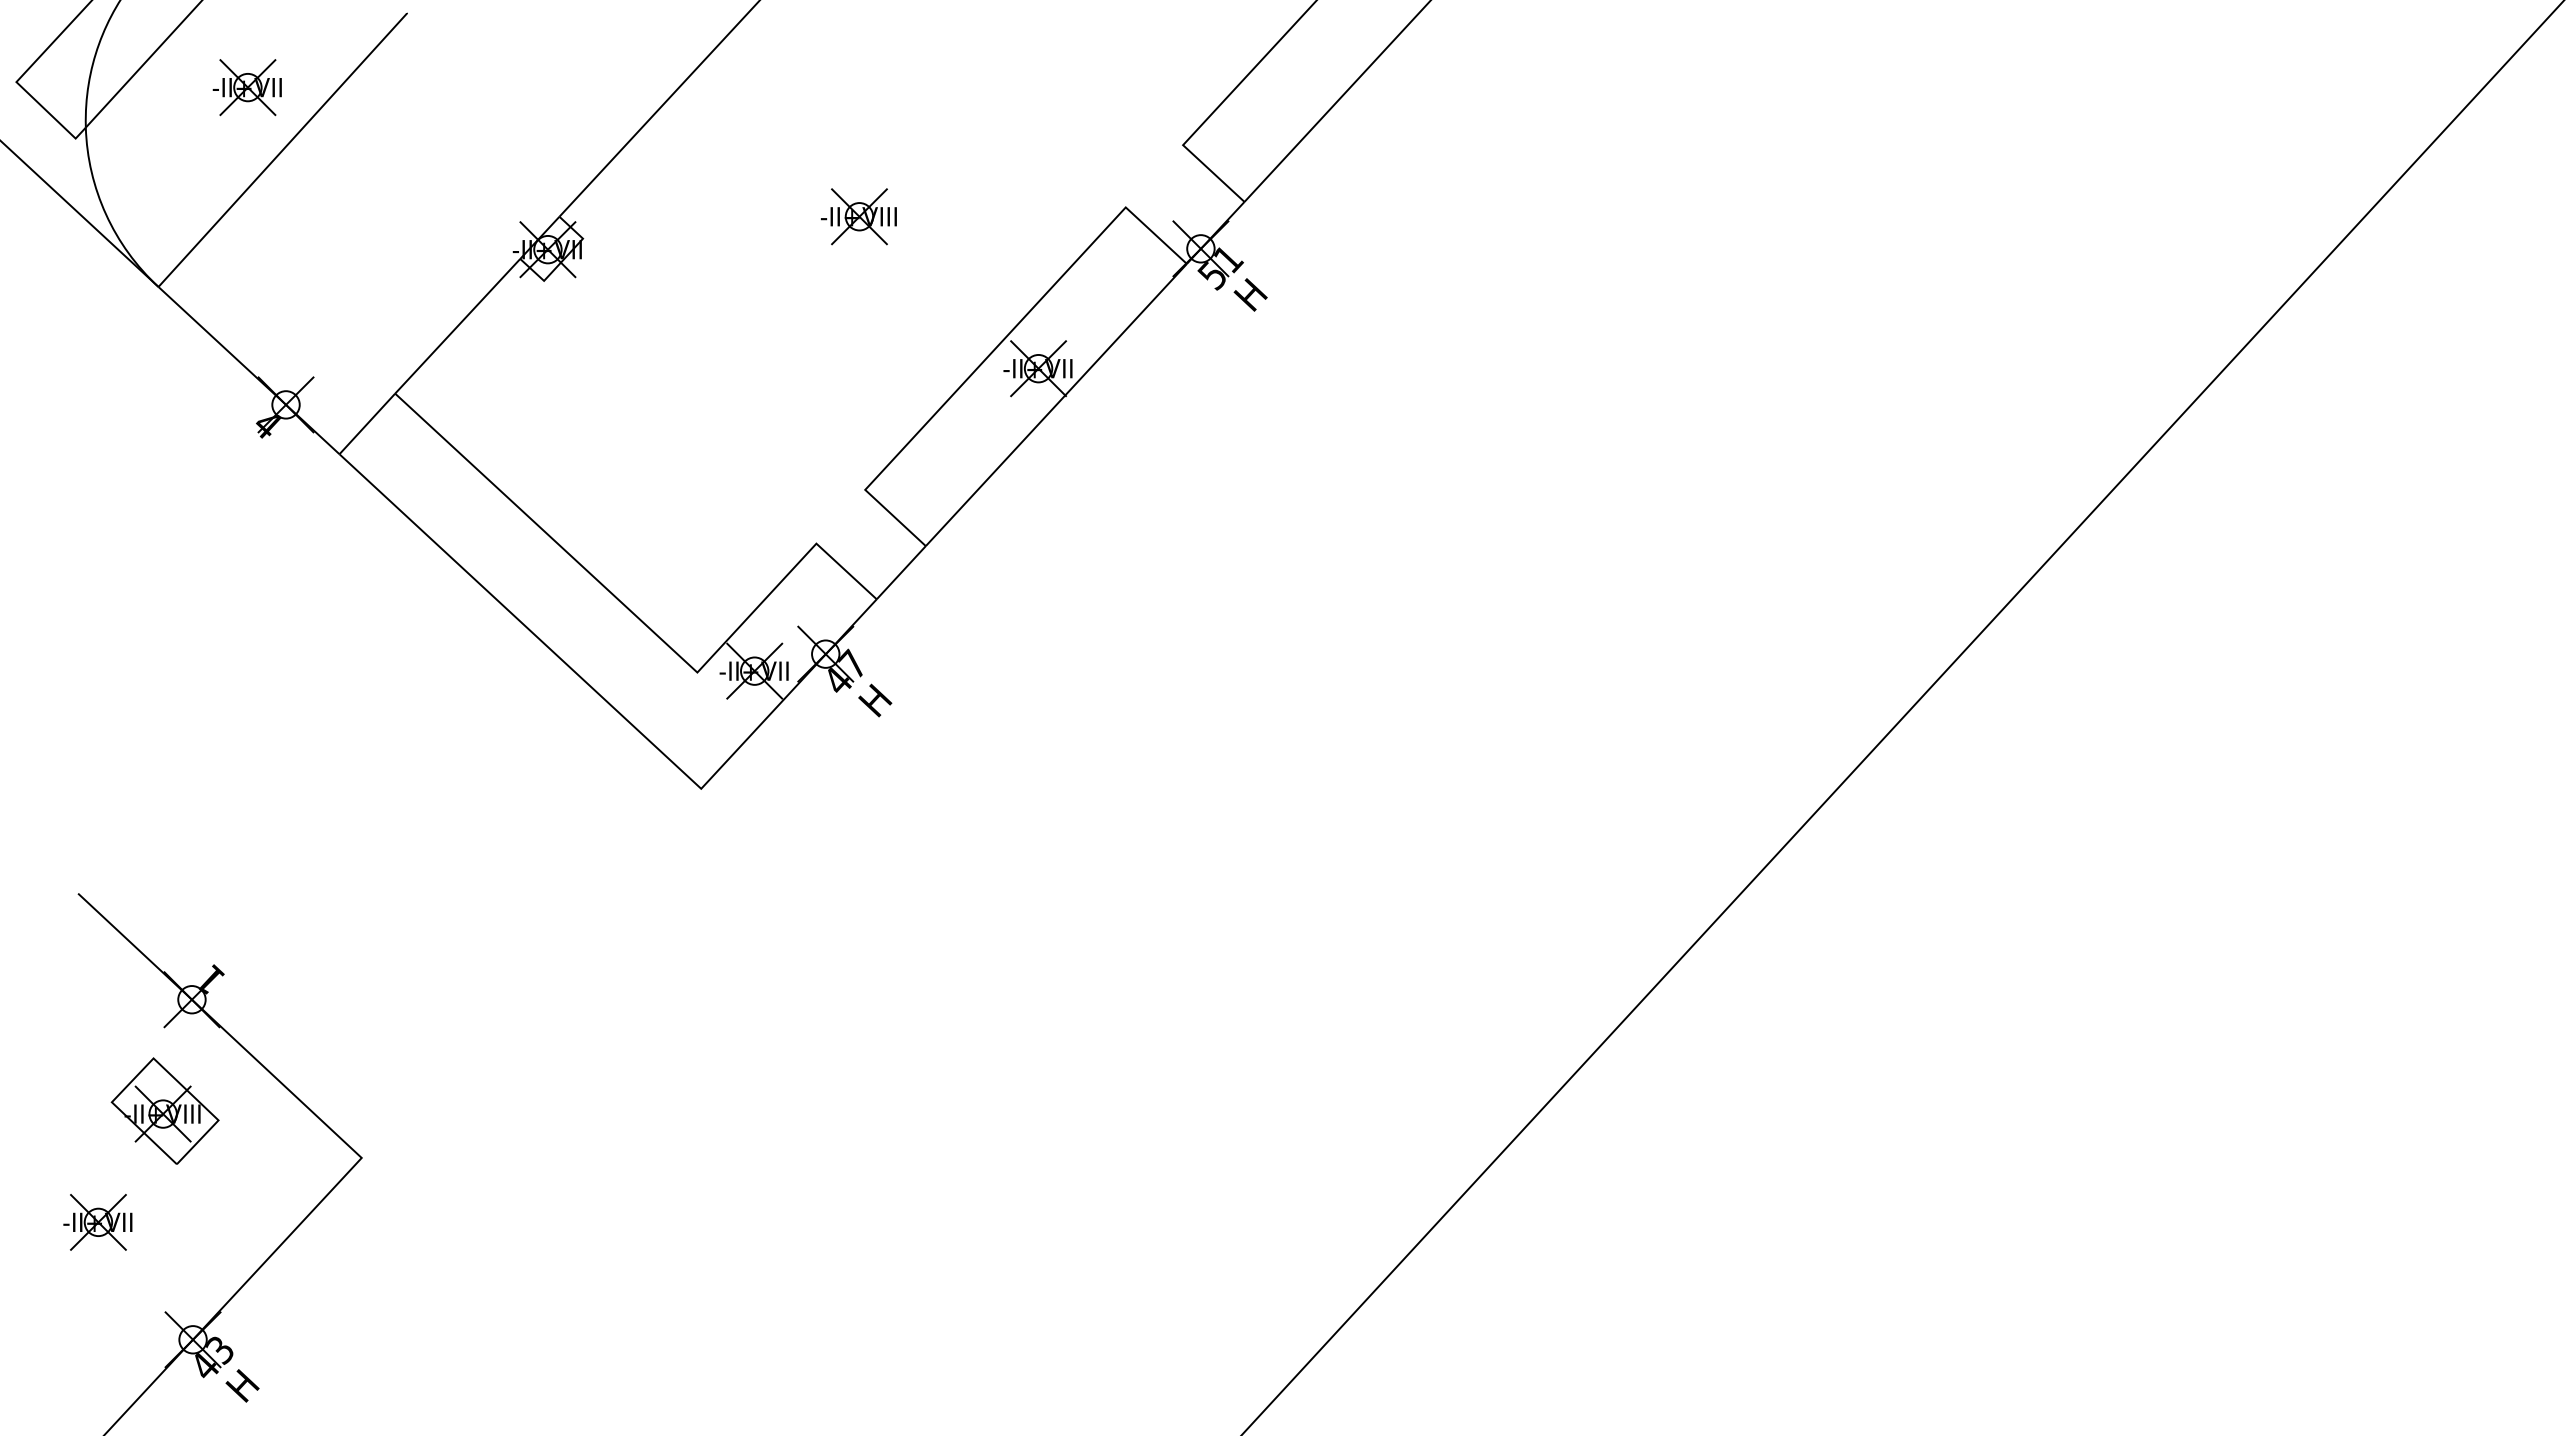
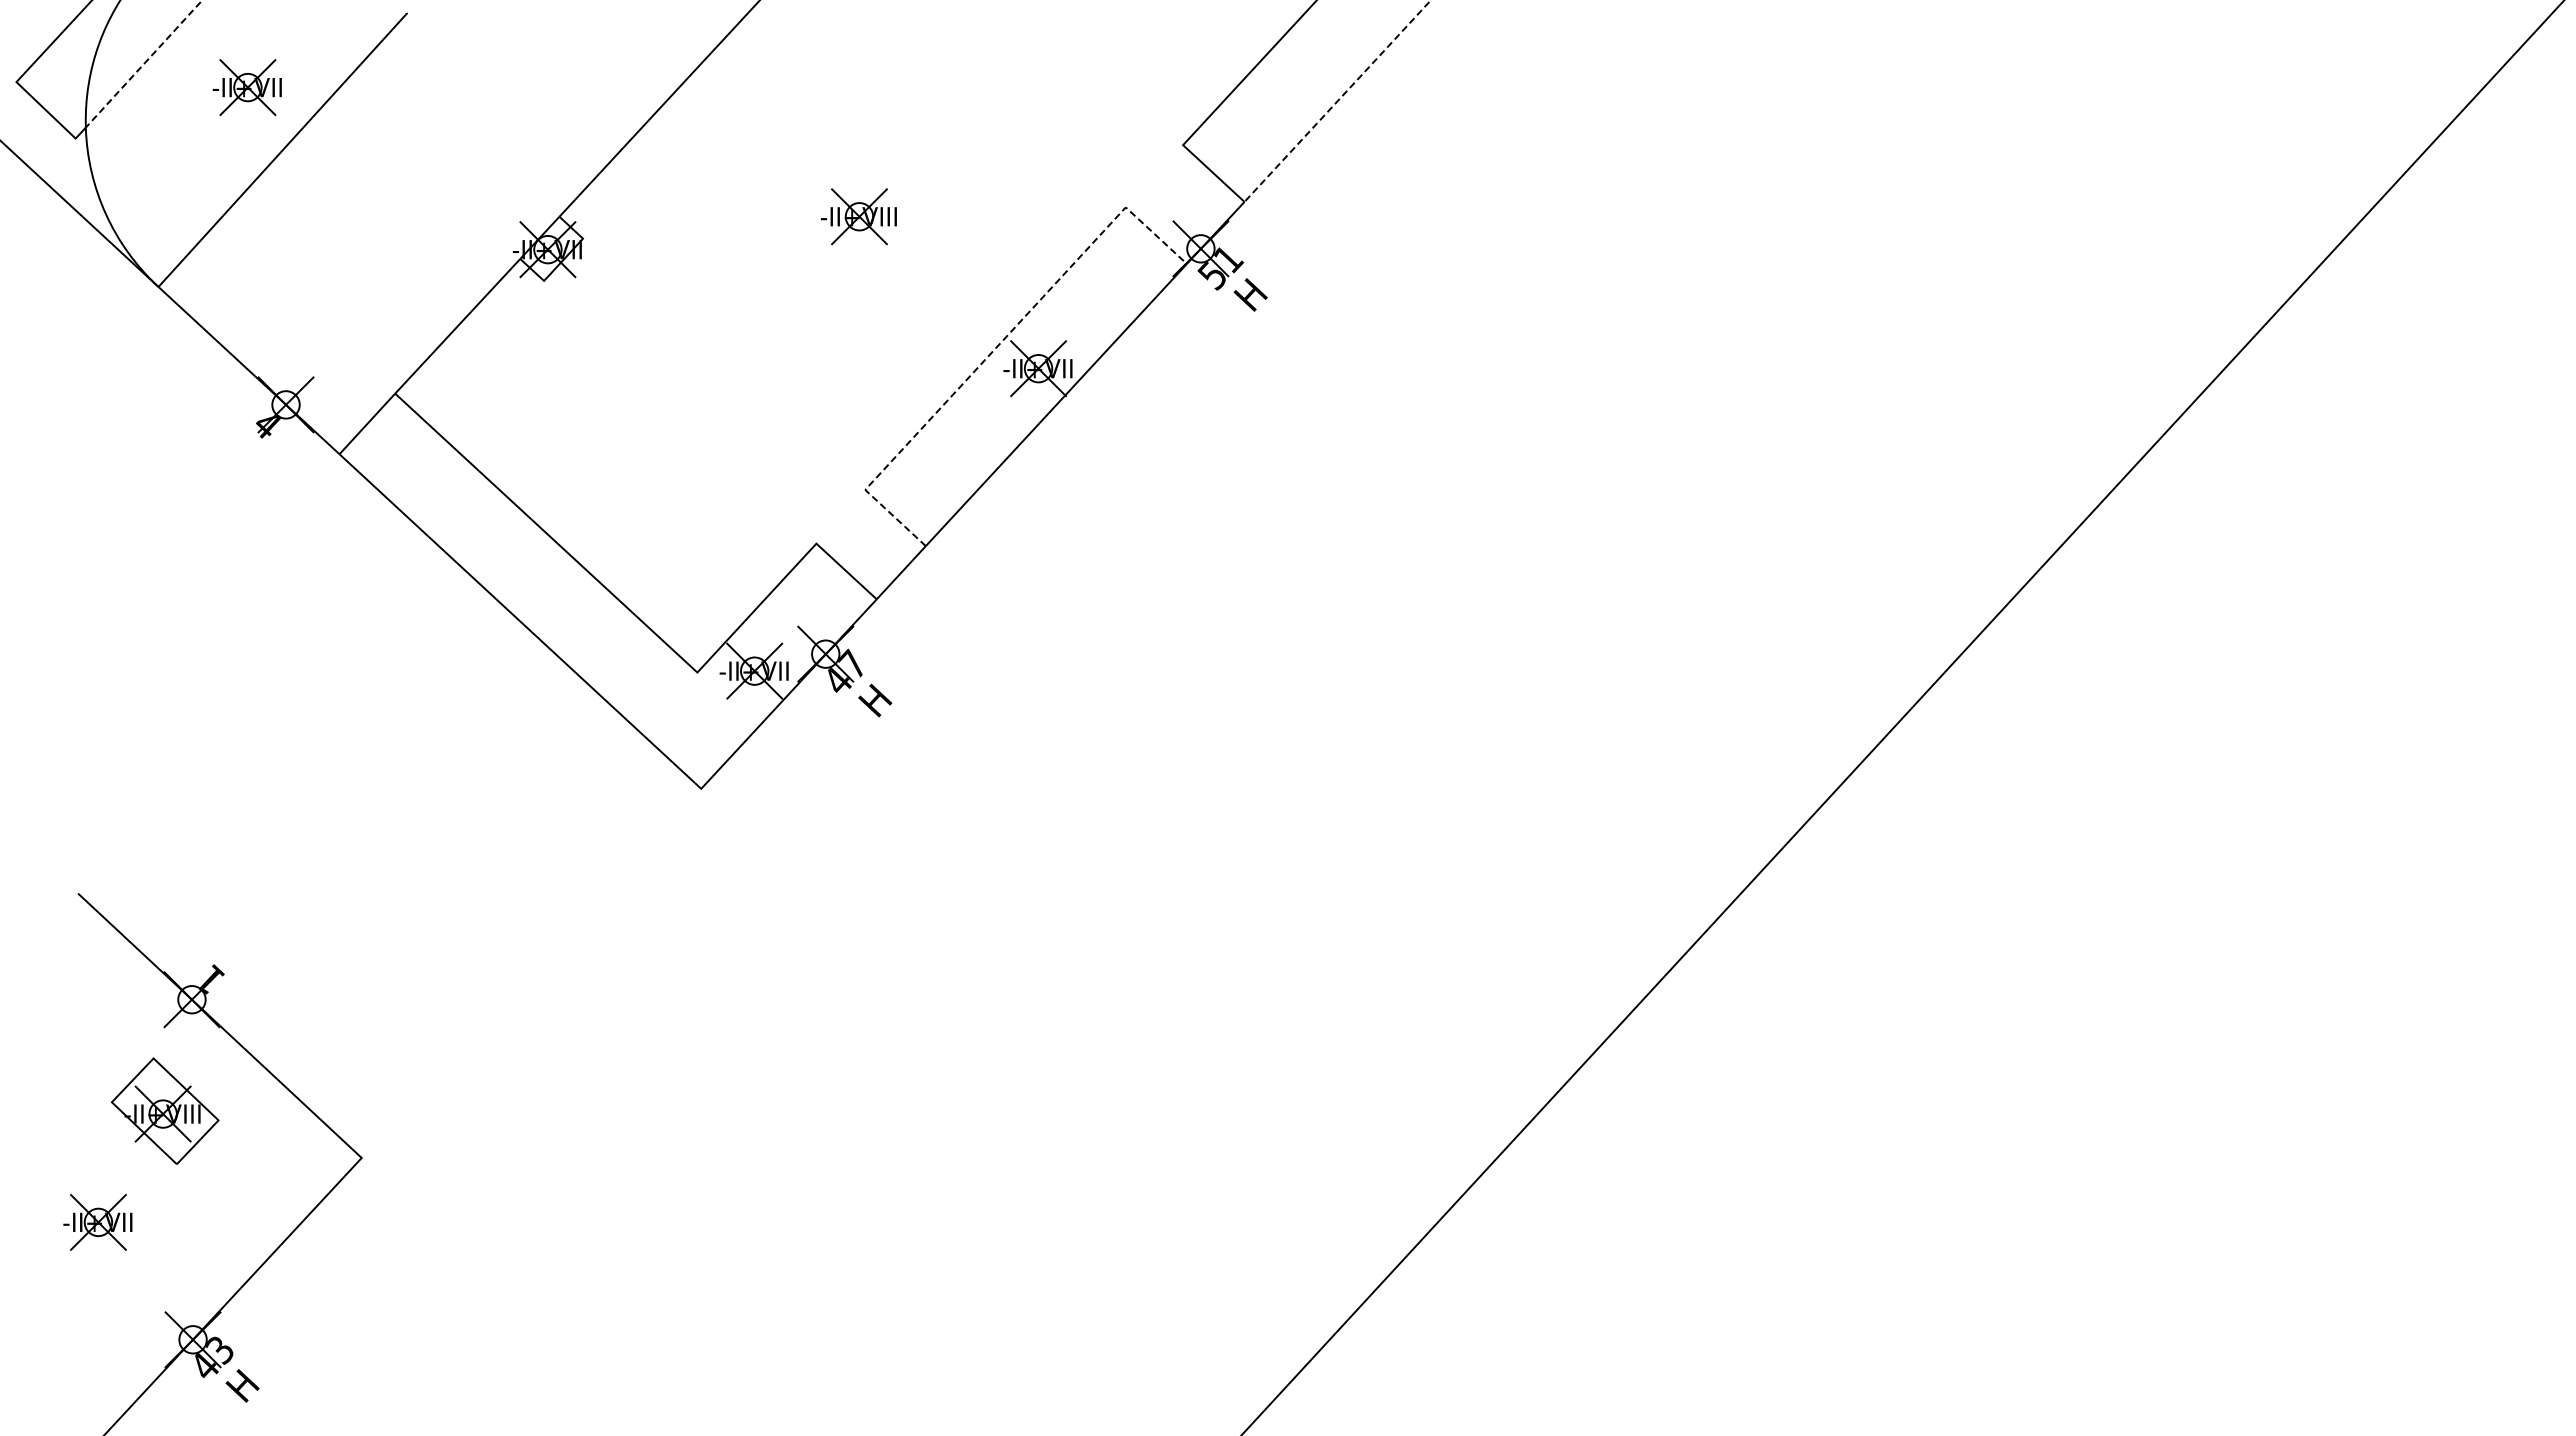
line: solid -> dashed (143, 64)
line: solid -> dashed (1337, 101)
line: solid -> dashed (995, 348)
